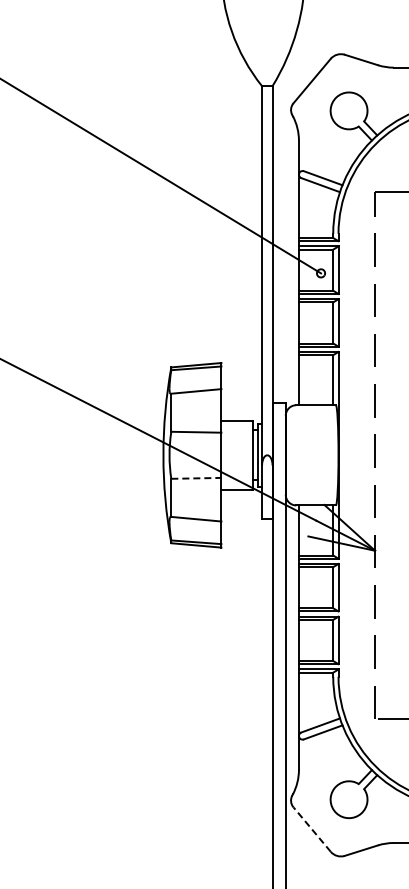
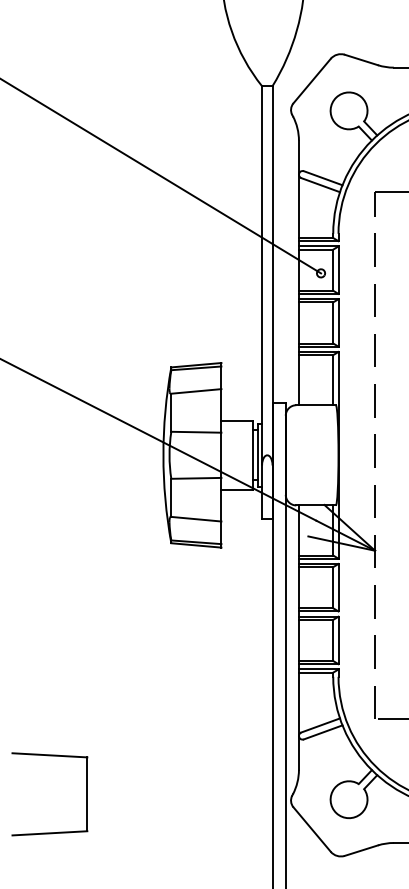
line: dashed -> solid (196, 478)
part: none -> present (86, 794)
line: dashed -> solid (312, 829)
